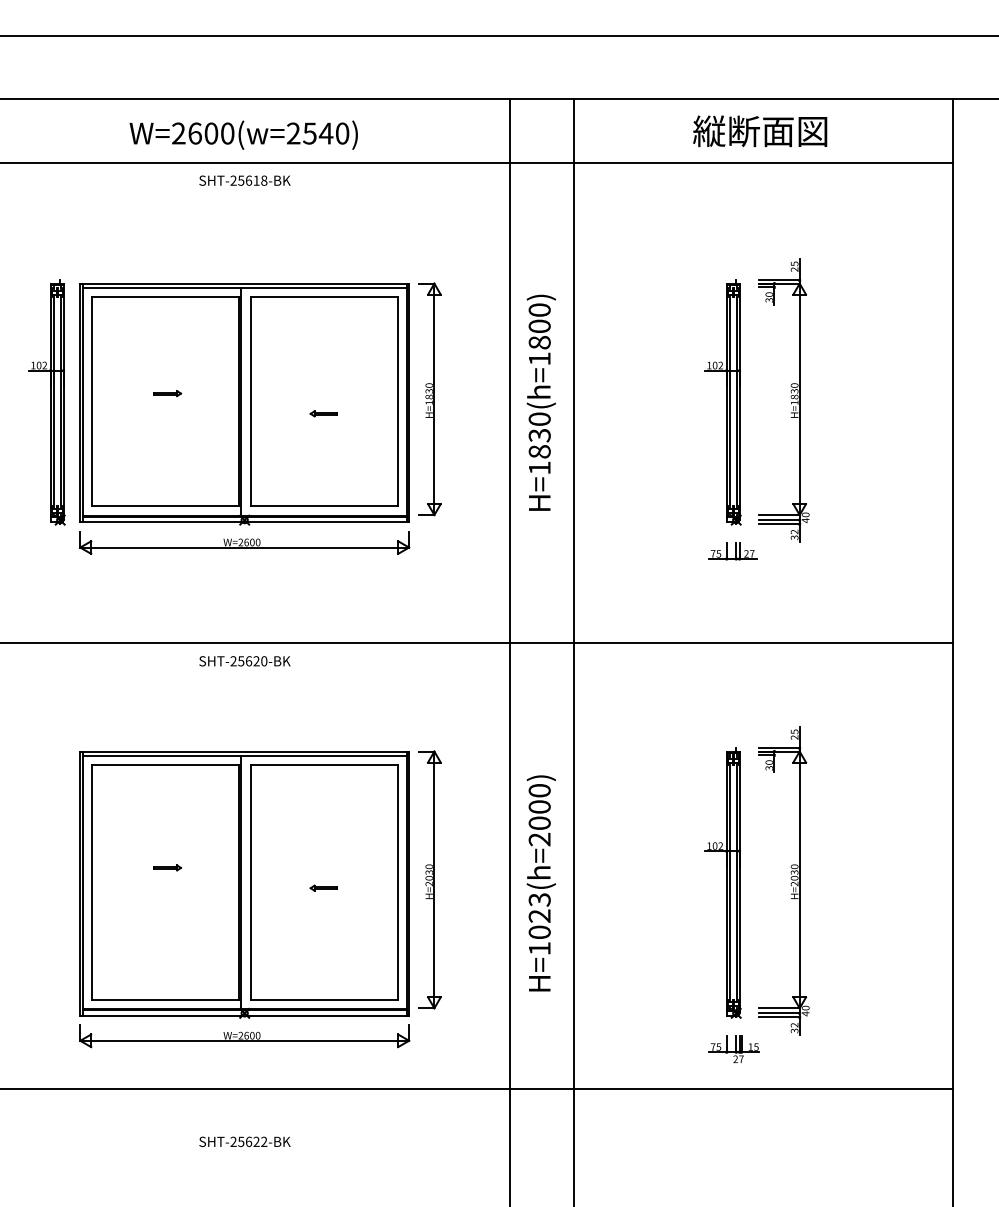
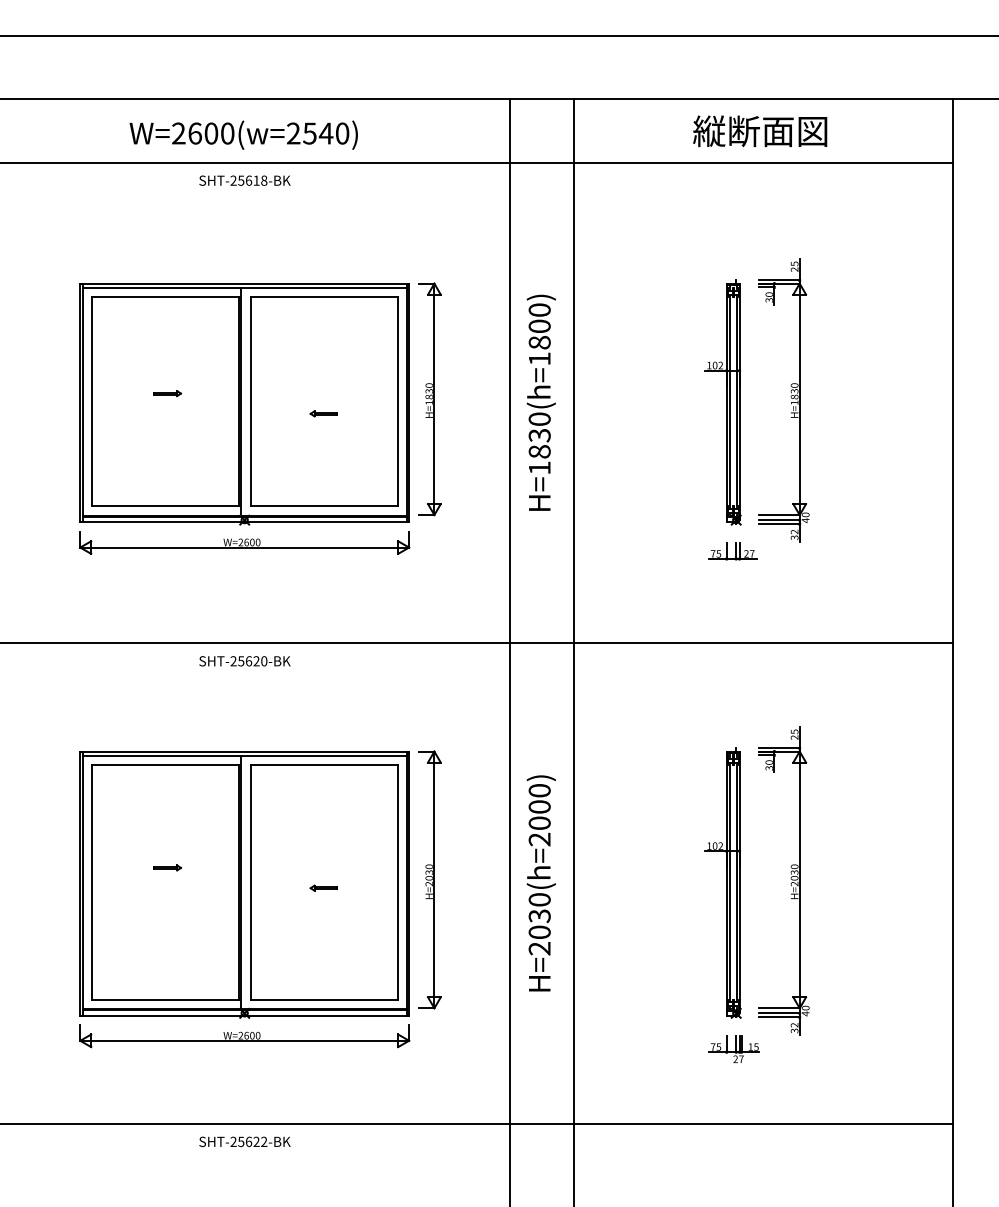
part: present -> none (46, 402)
text: H=1023(h=2000) -> H=2030(h=2000) (539, 924)
line position: (477, 1088) -> (477, 1123) (477, 1123)
